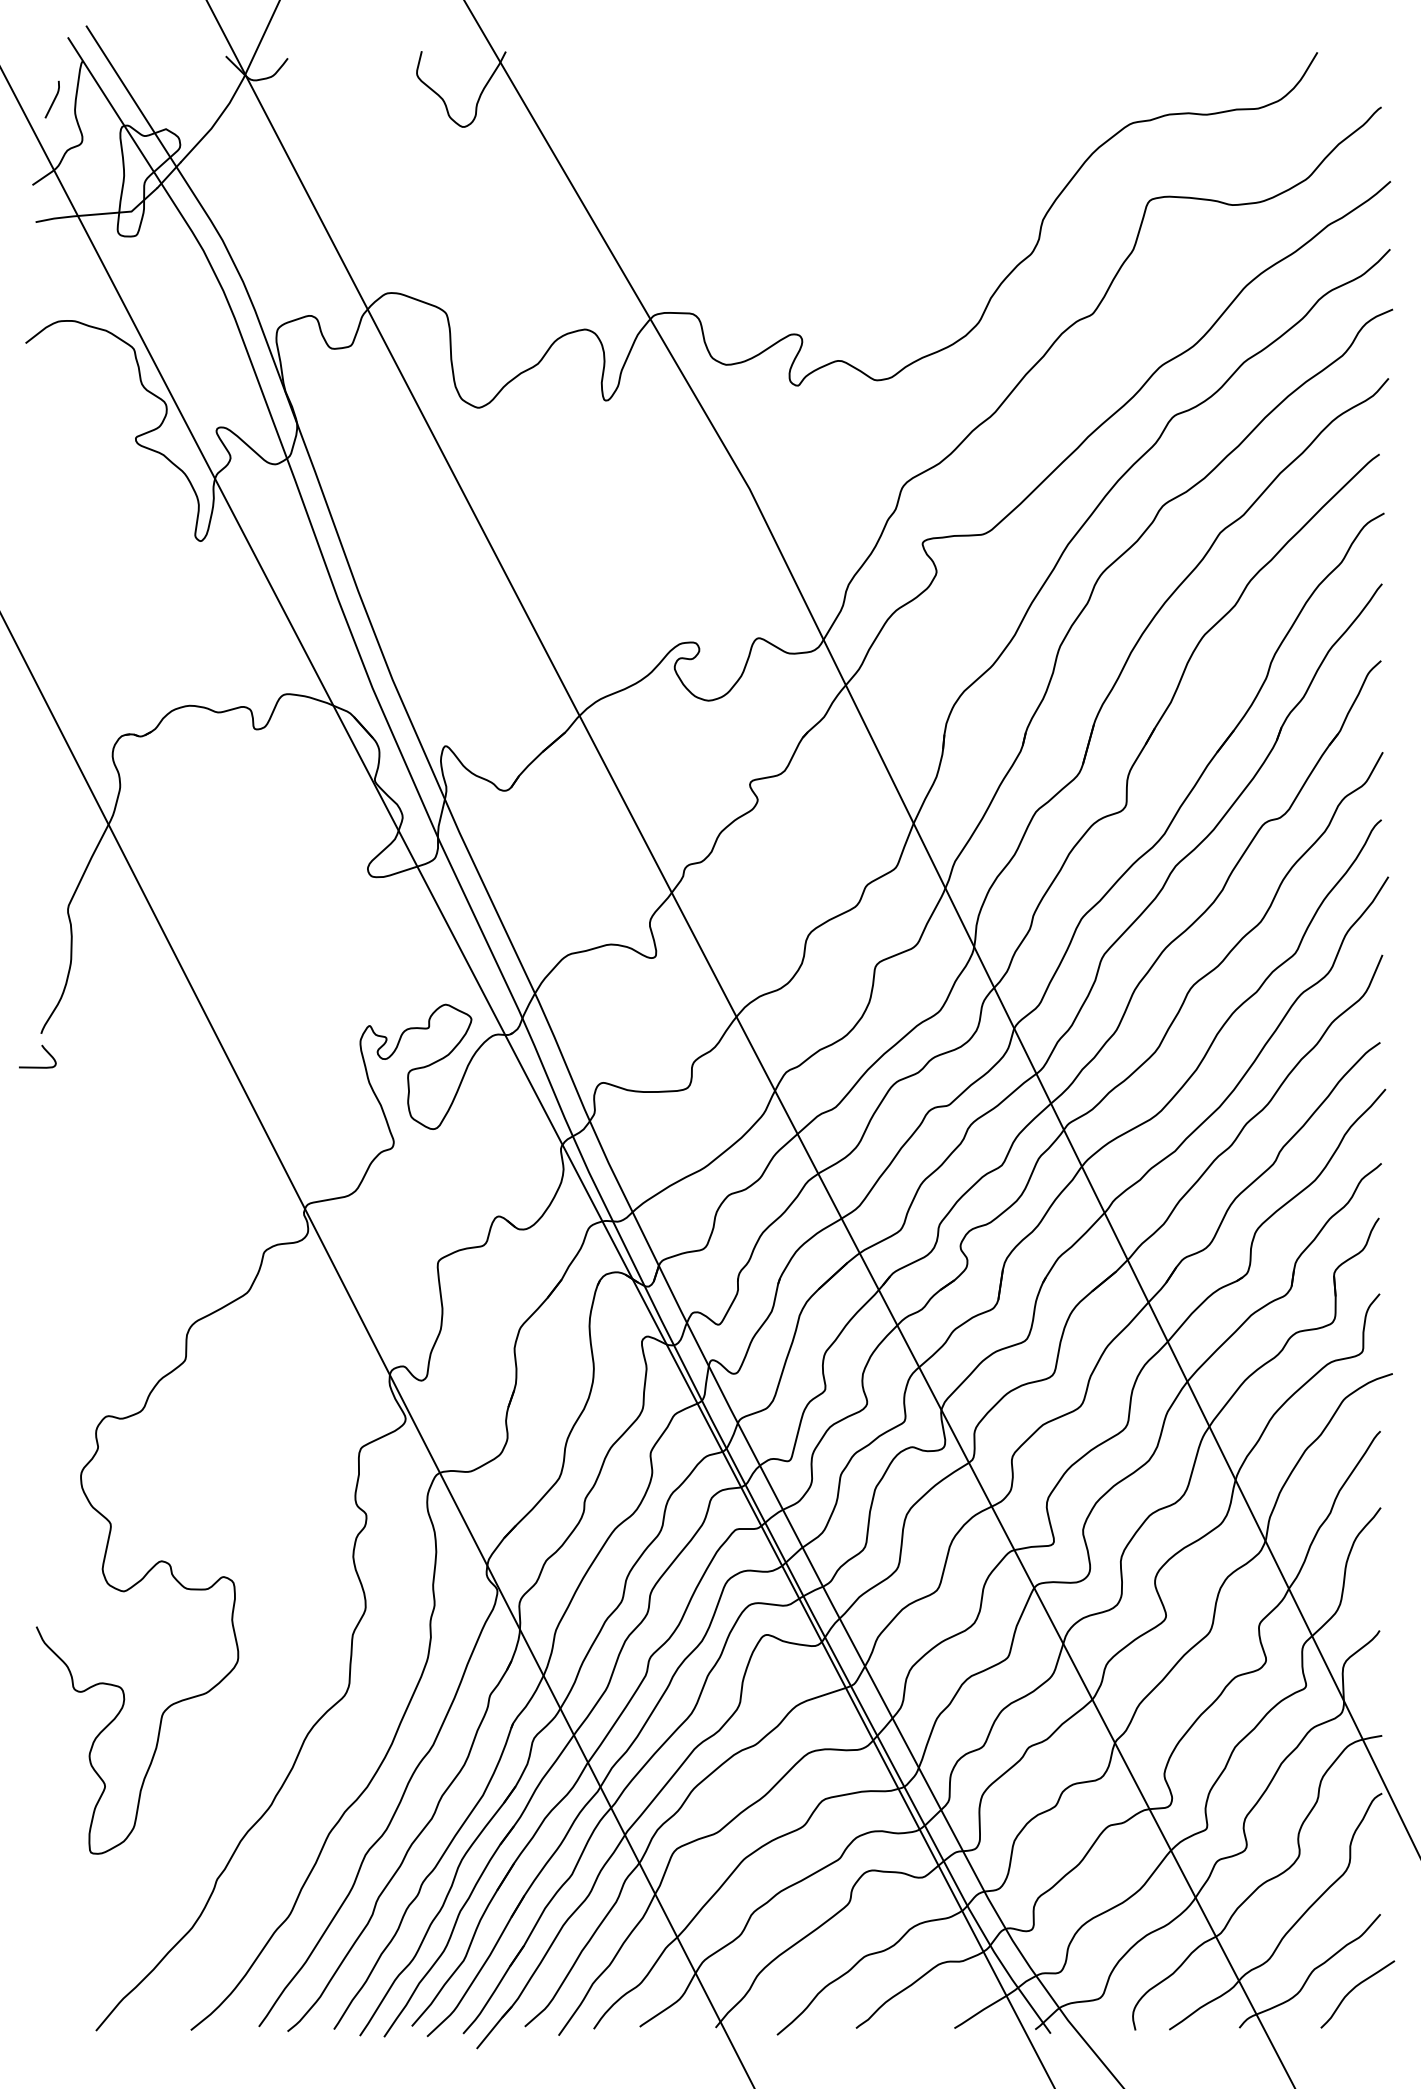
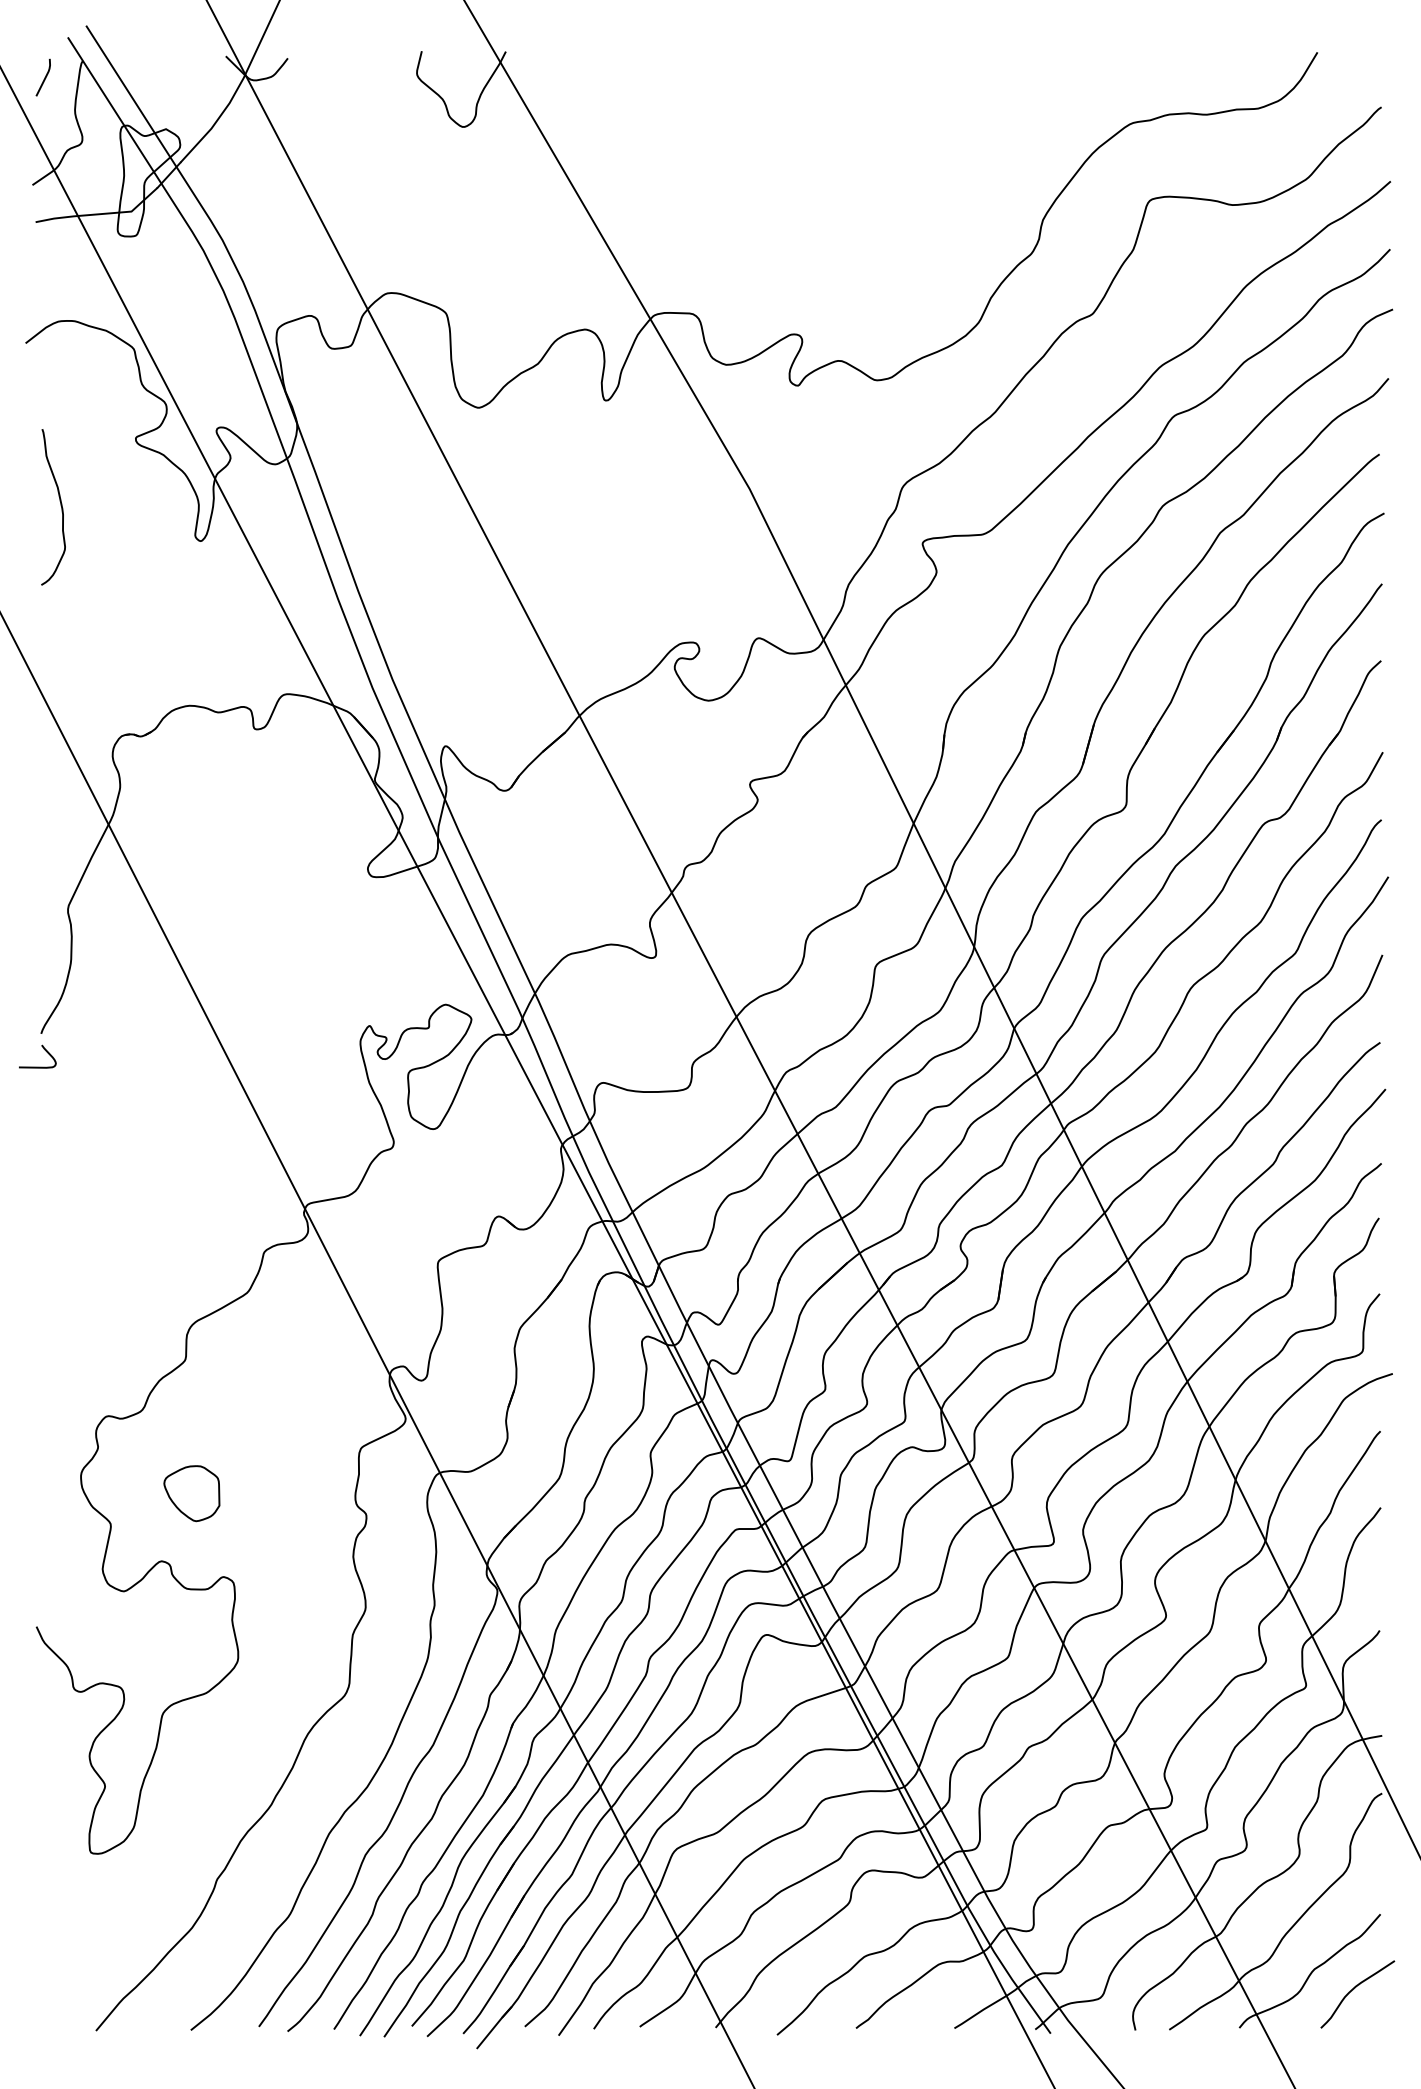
line position: (53, 99) -> (44, 77) (44, 77)
curve: none -> present (60, 505)
part: none -> present (191, 1493)
